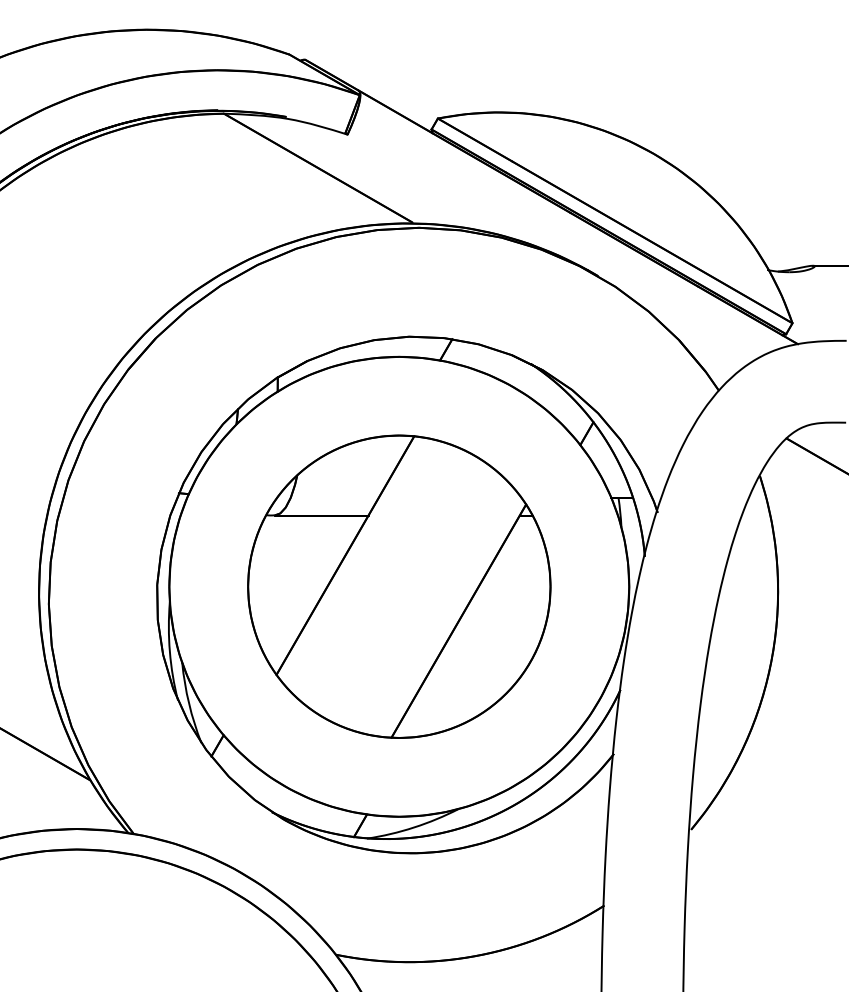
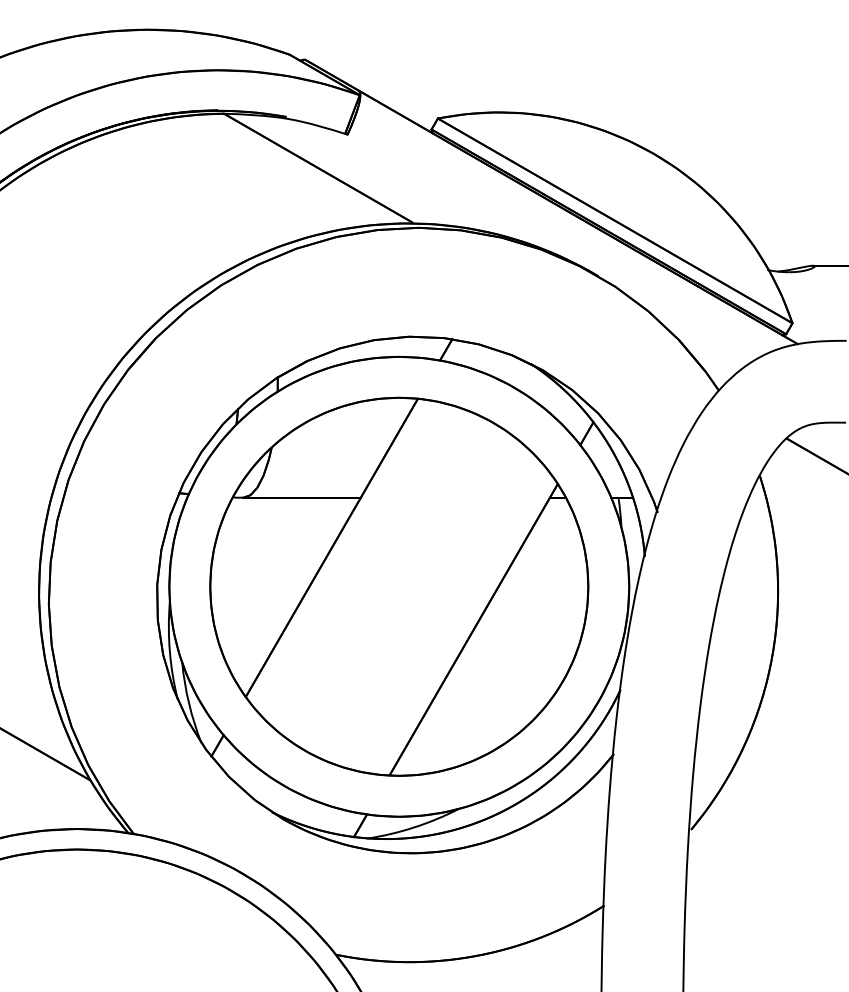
part size: 305x305 px -> 381x381 px (399, 586)
